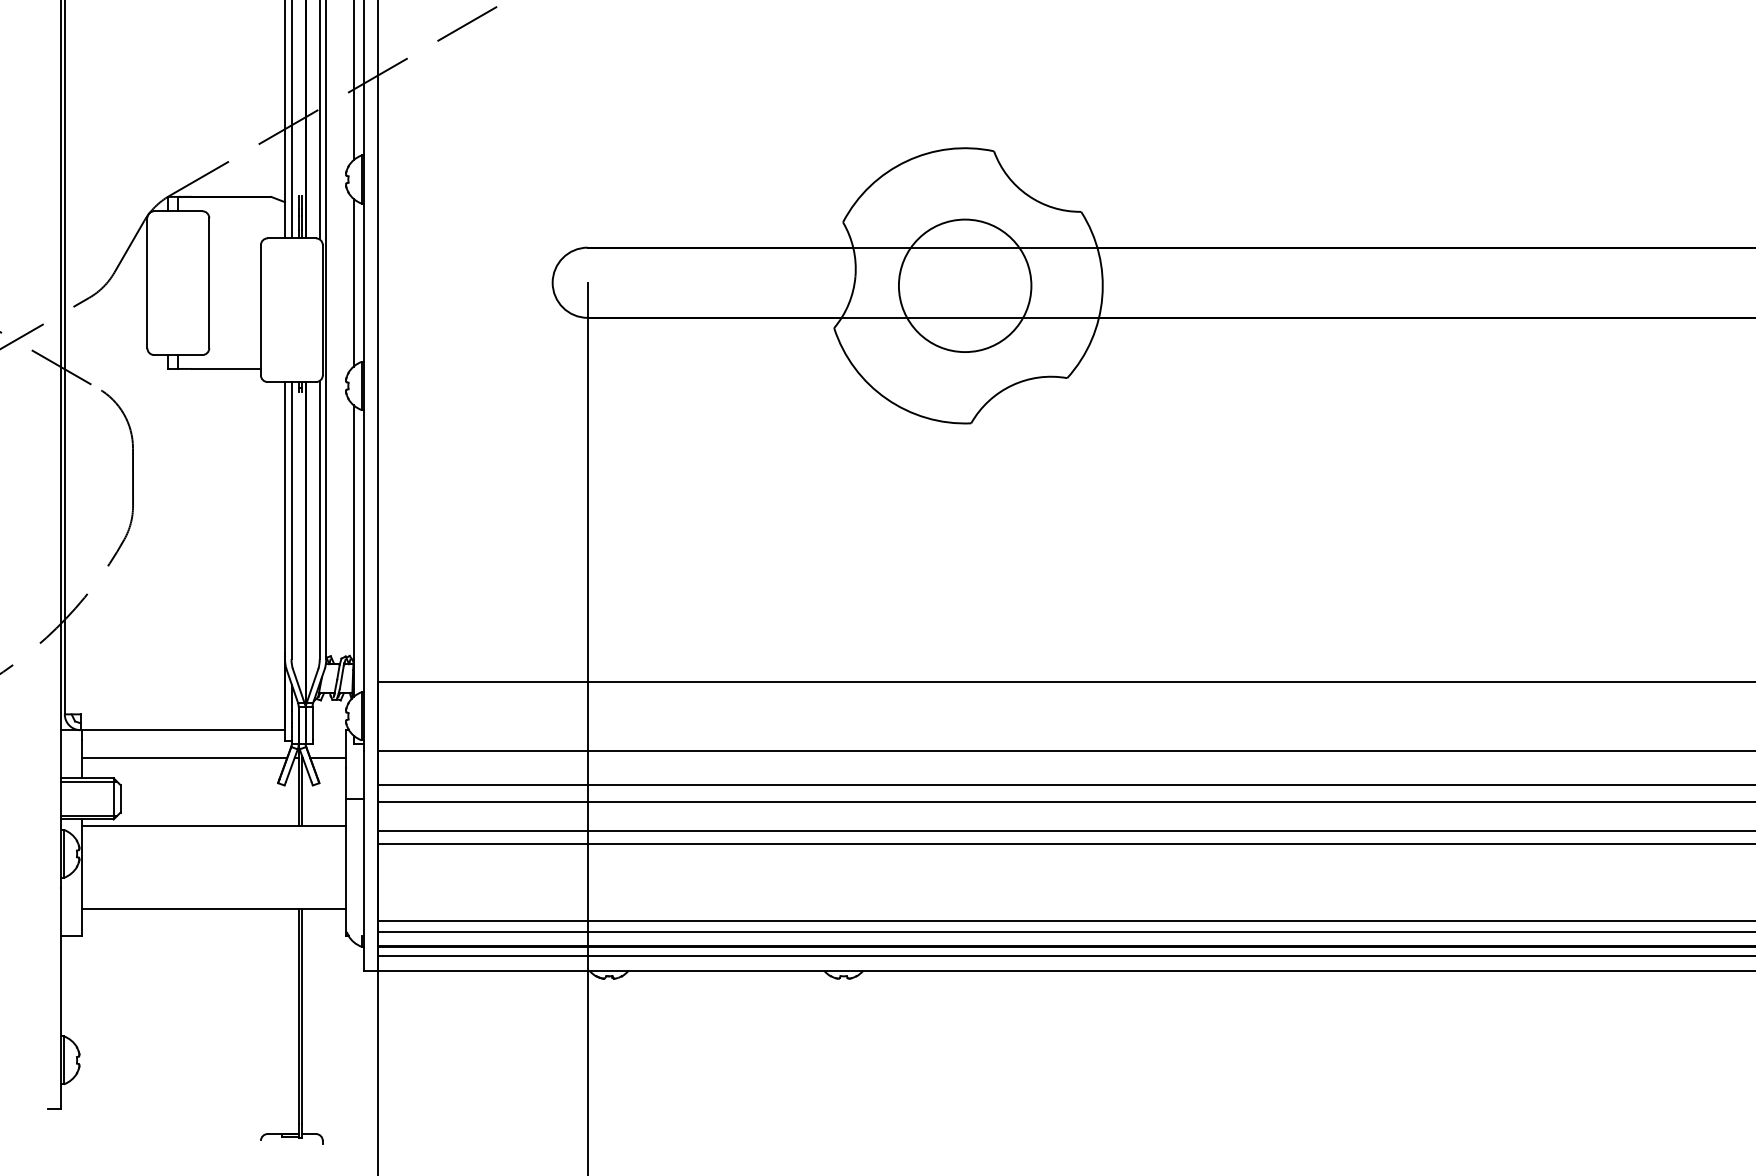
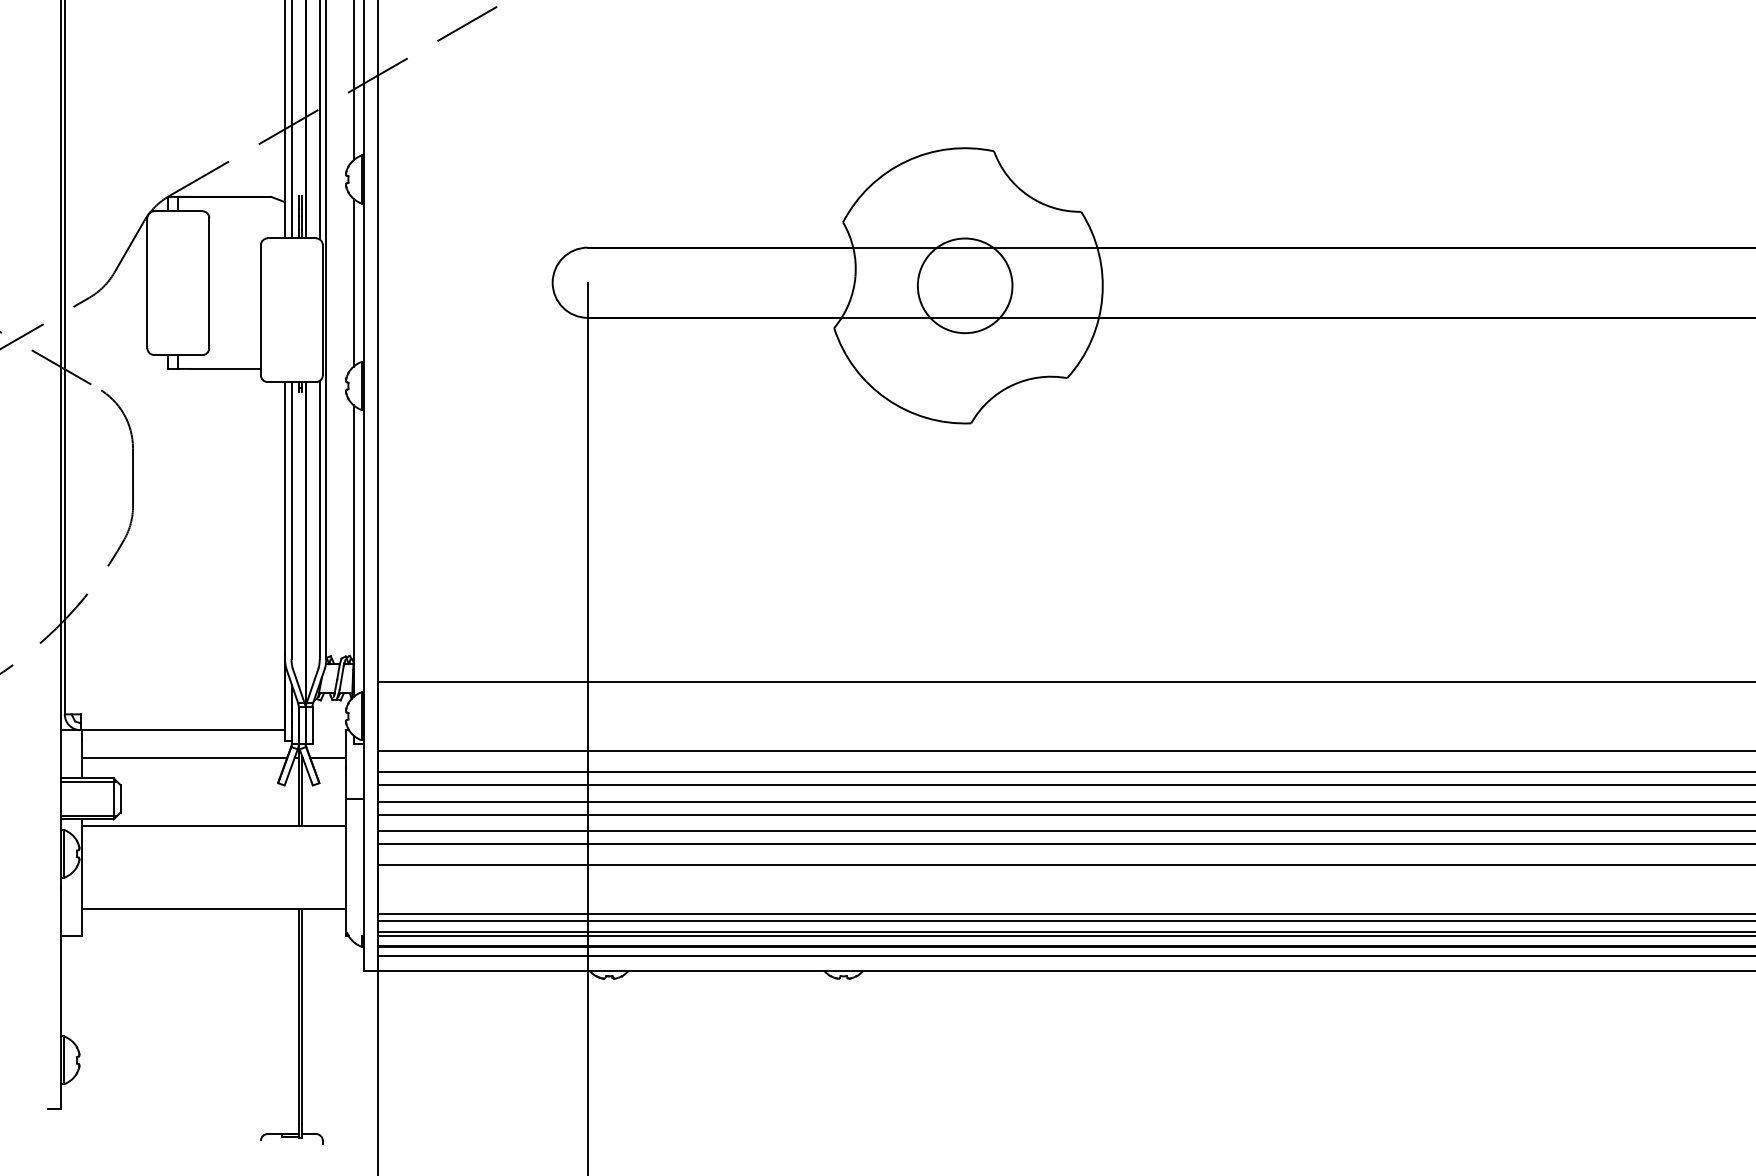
circle diameter: 132 px -> 95 px (964, 285)
line: none -> present (1064, 771)
line: none -> present (1064, 815)
line: none -> present (1064, 865)
line: none -> present (1064, 914)
line: none -> present (1064, 936)
